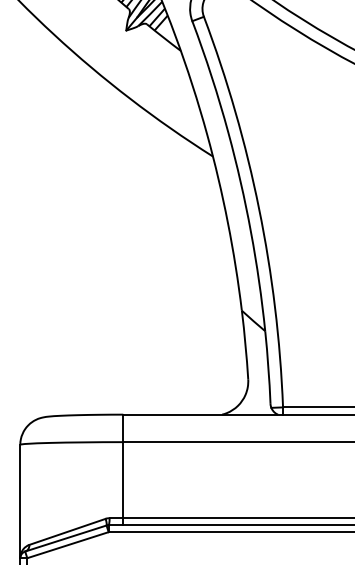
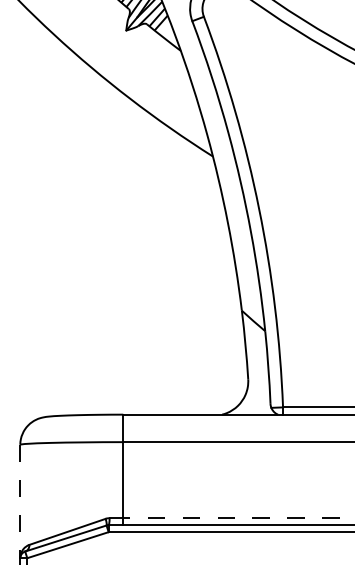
line: solid -> dashed (20, 501)
line: solid -> dashed (238, 518)
